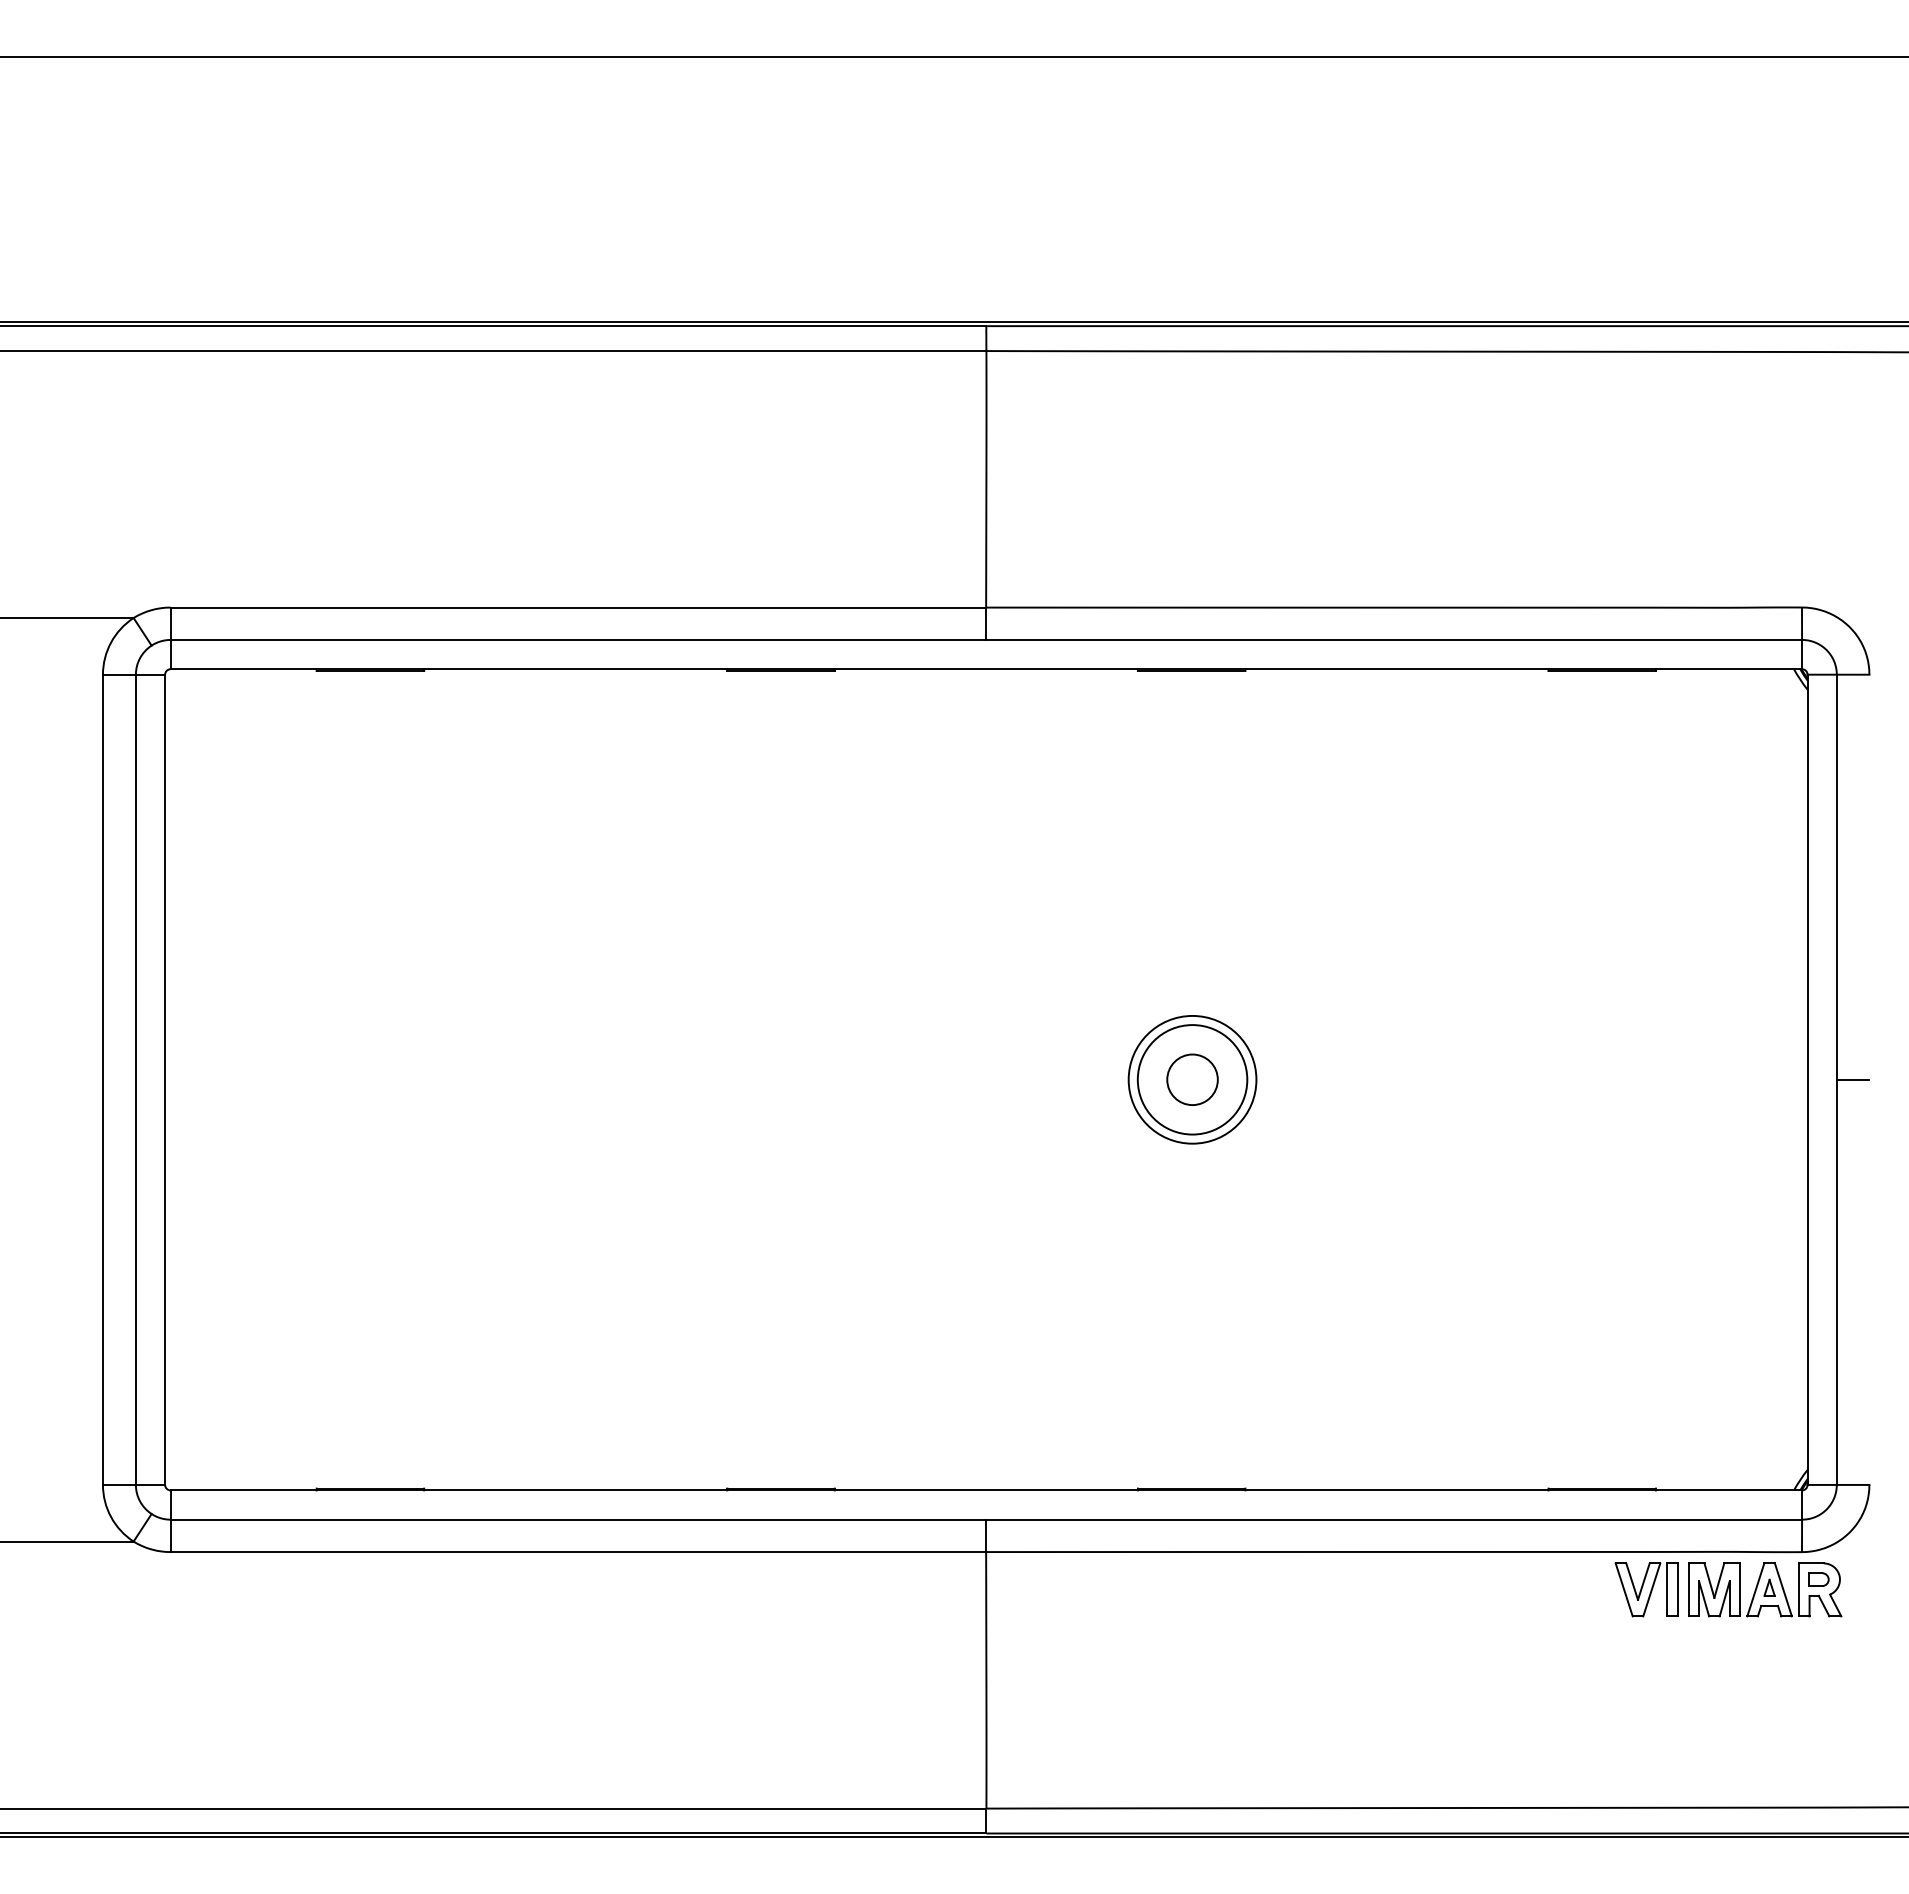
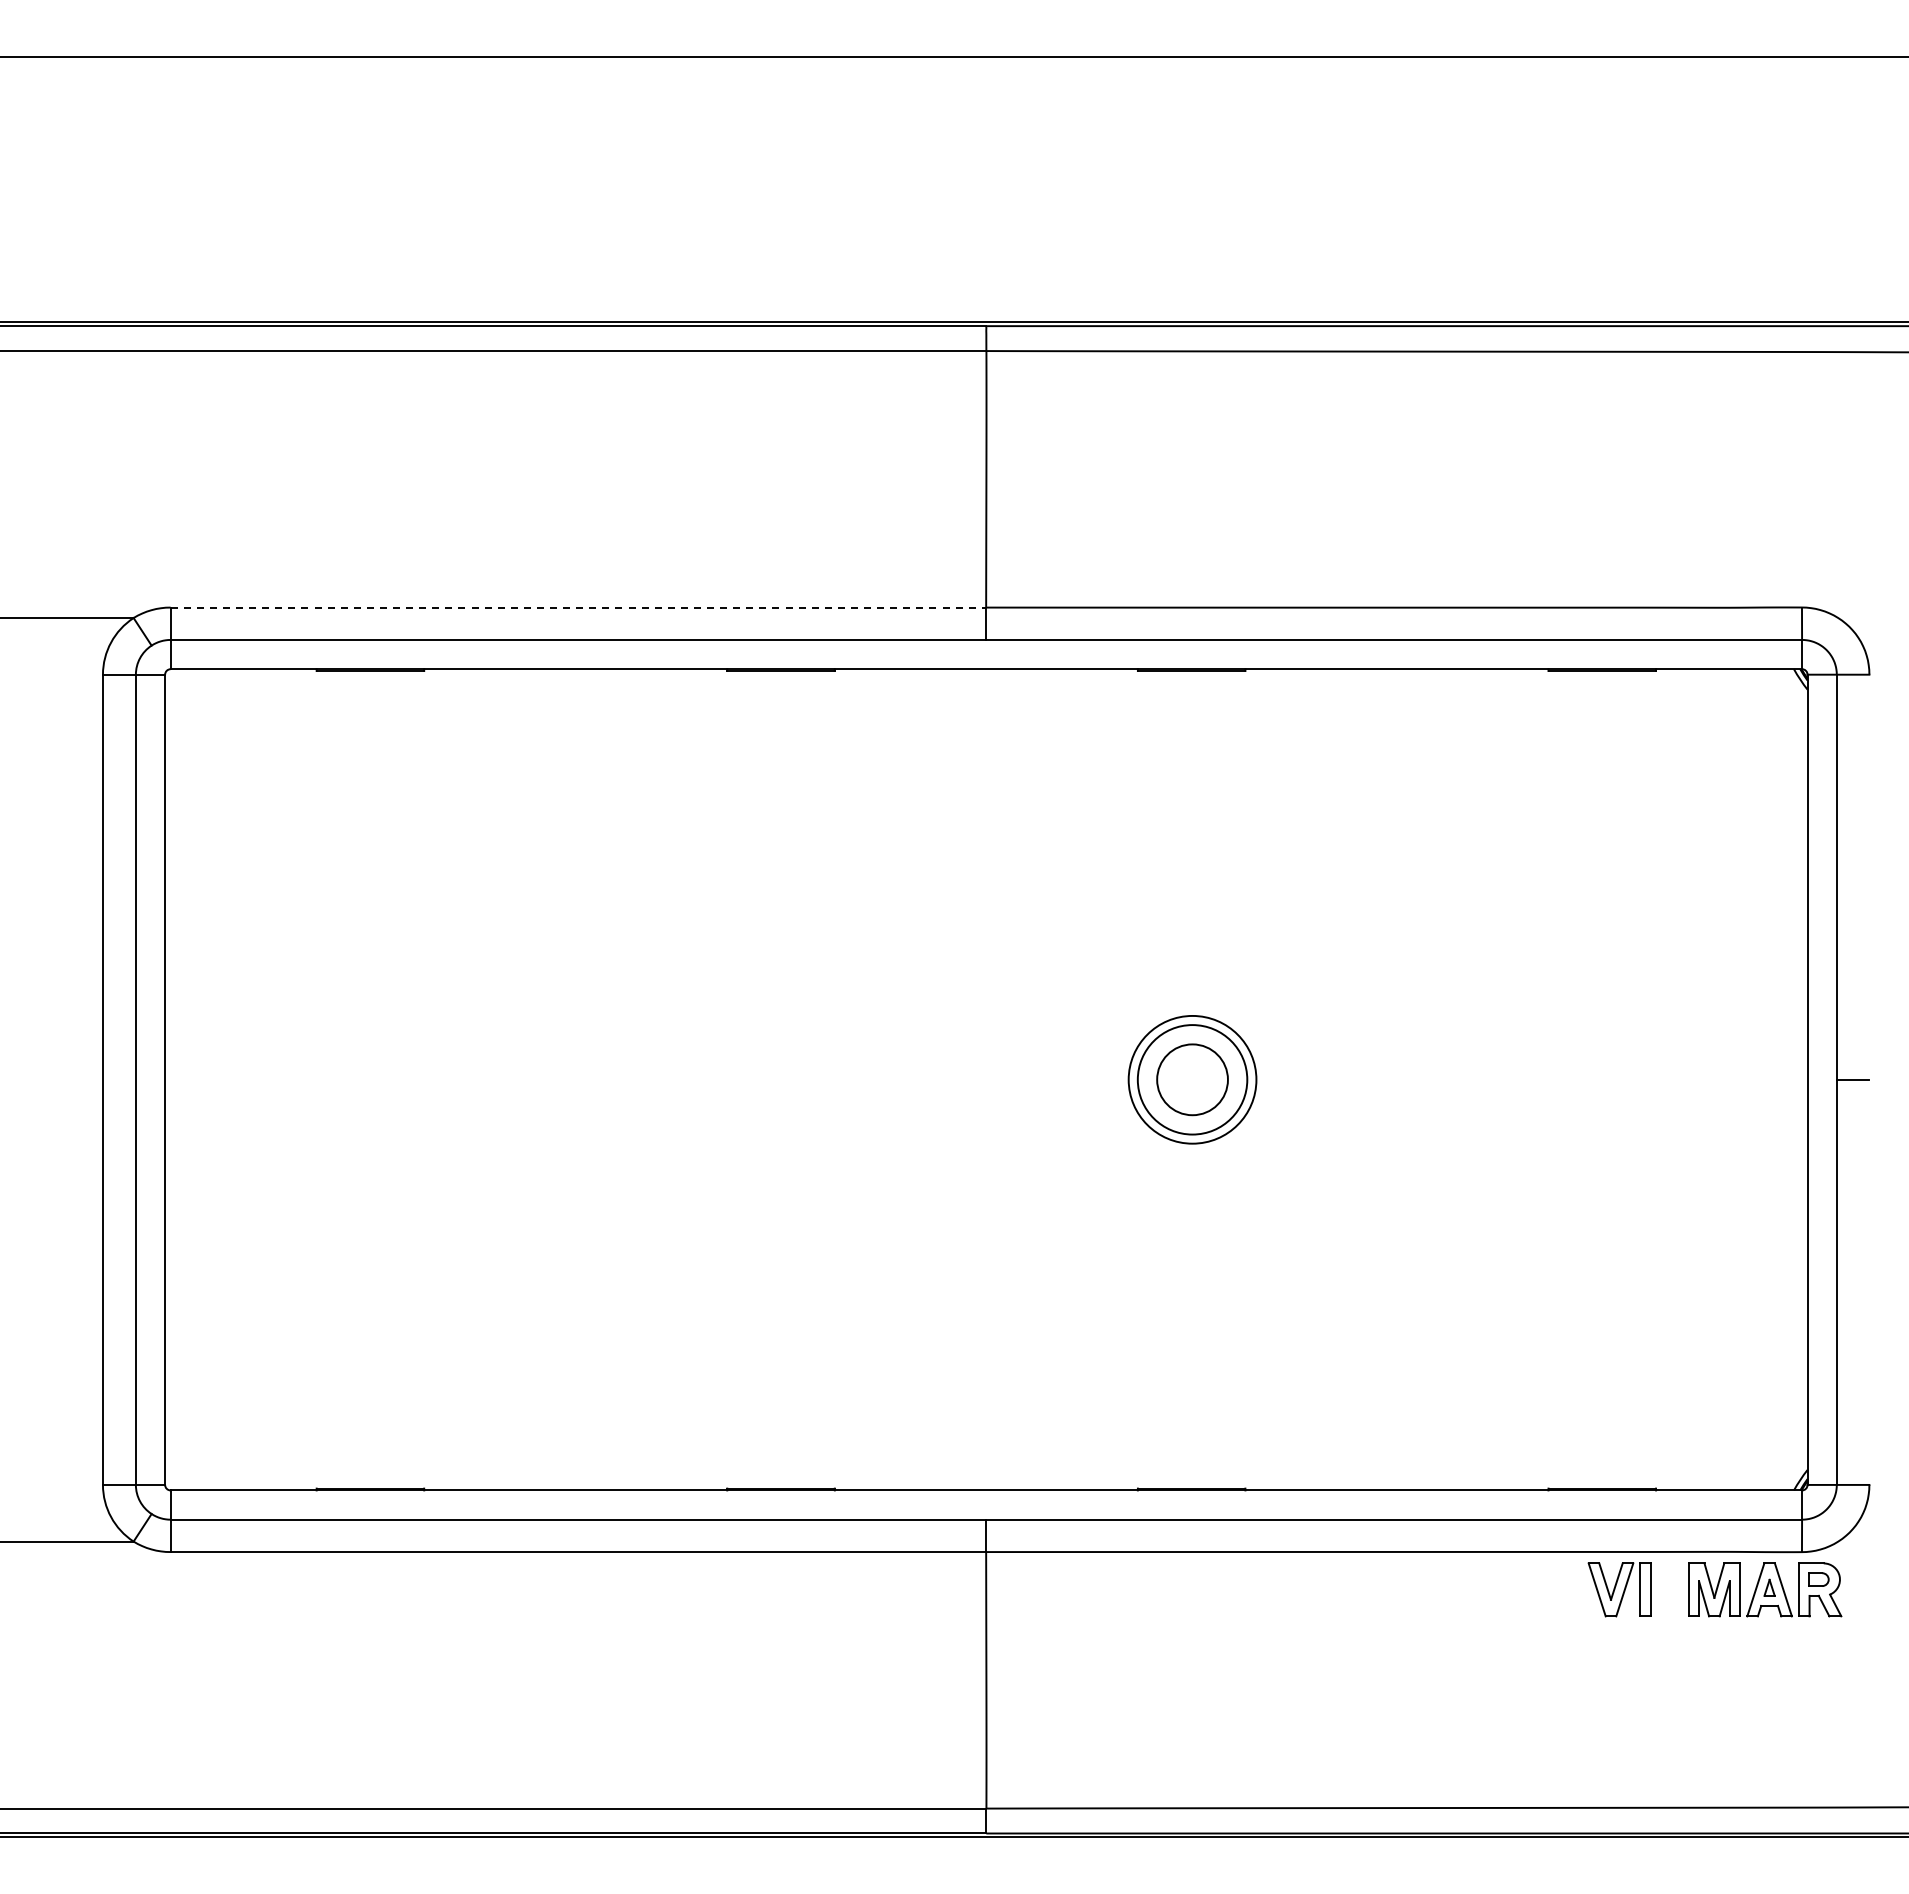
line: solid -> dashed (578, 607)
circle diameter: 51 px -> 71 px (1192, 1079)
part position: (1646, 1589) -> (1619, 1589) (1619, 1589)
